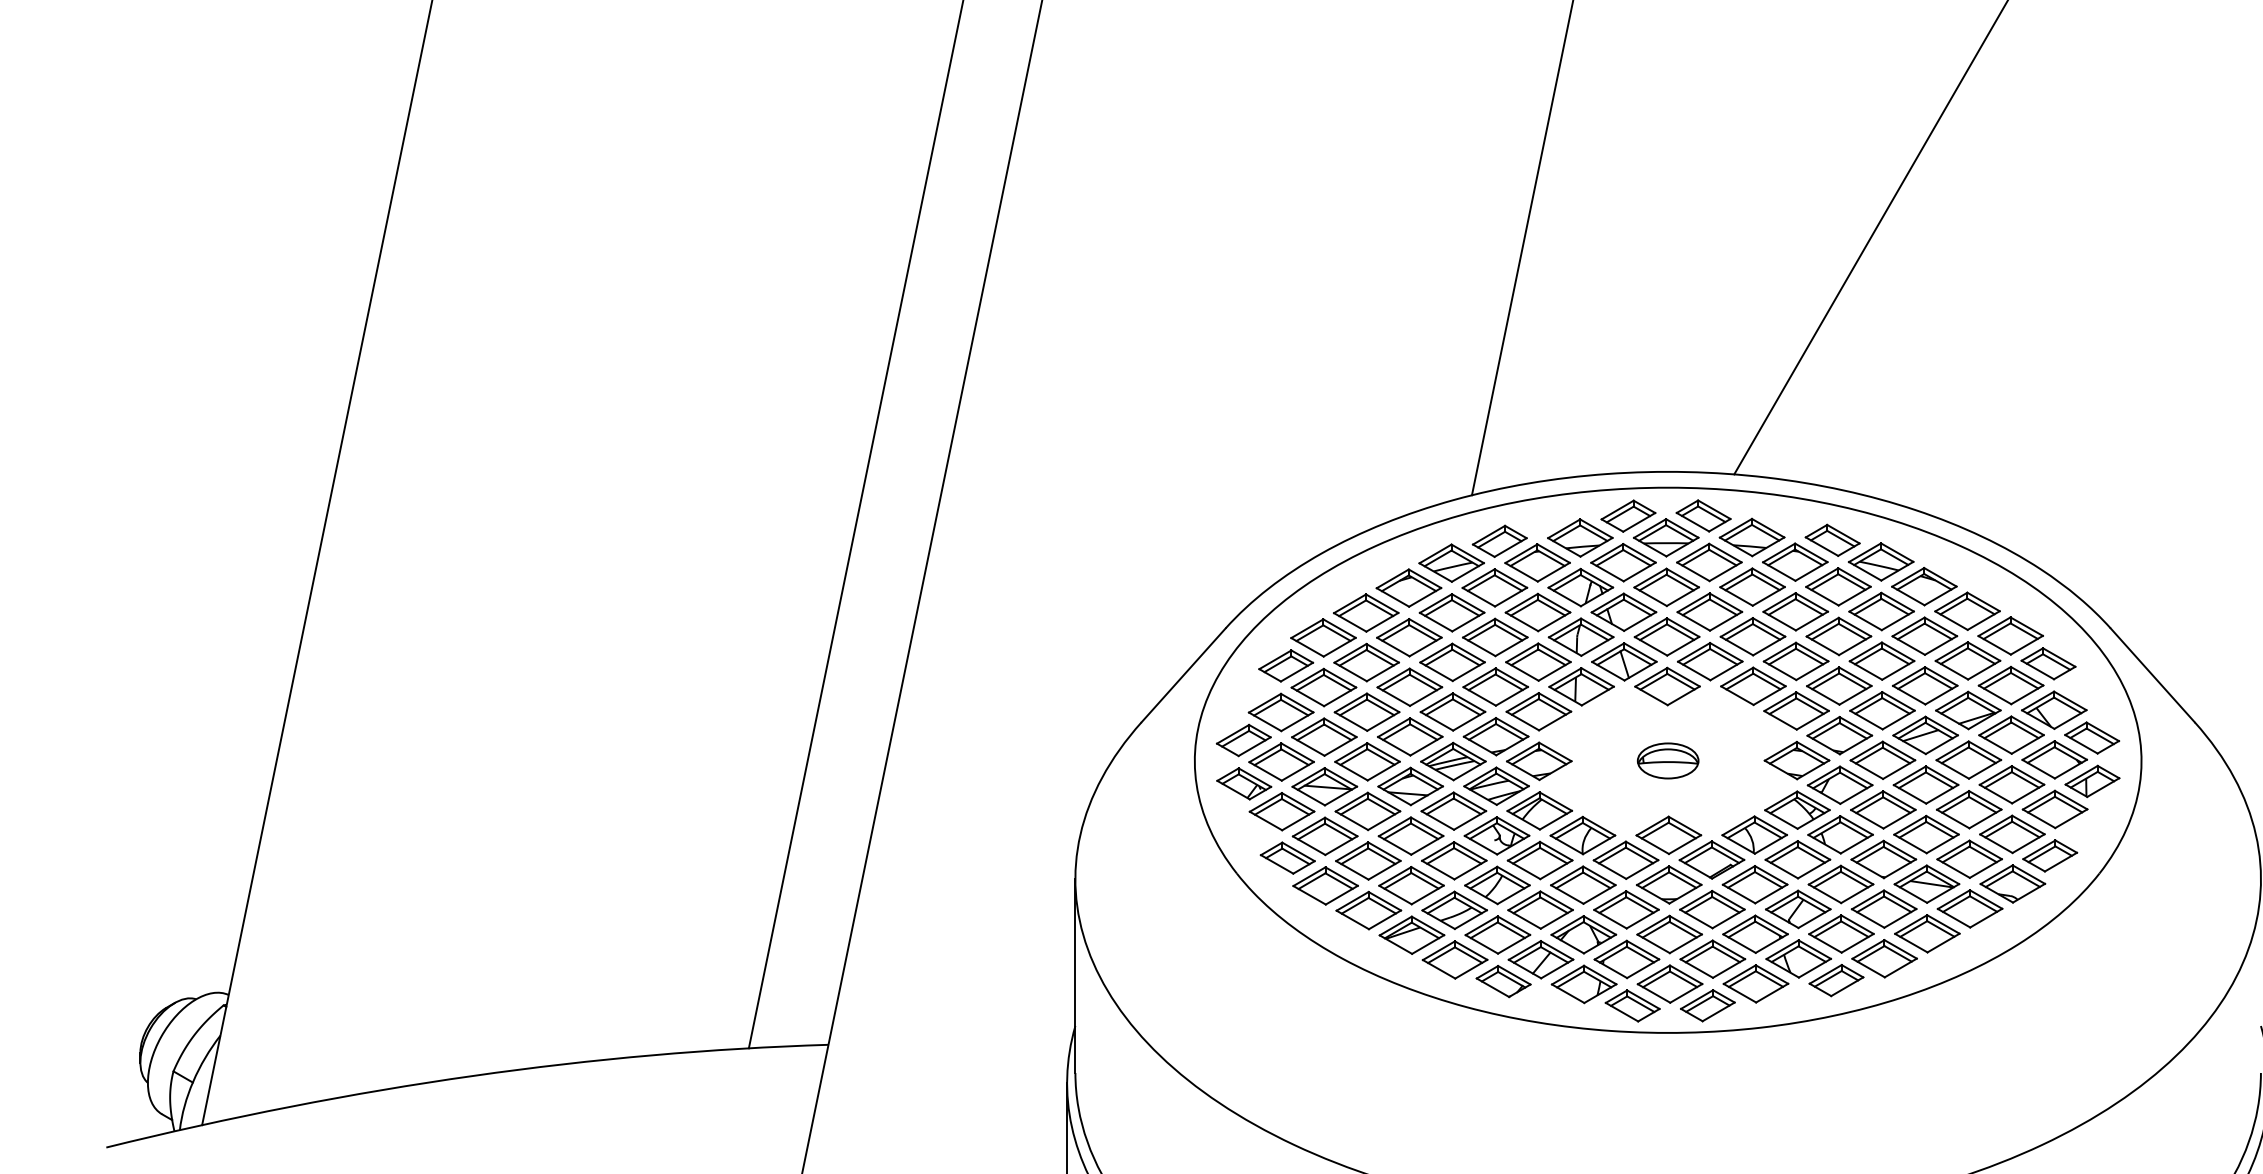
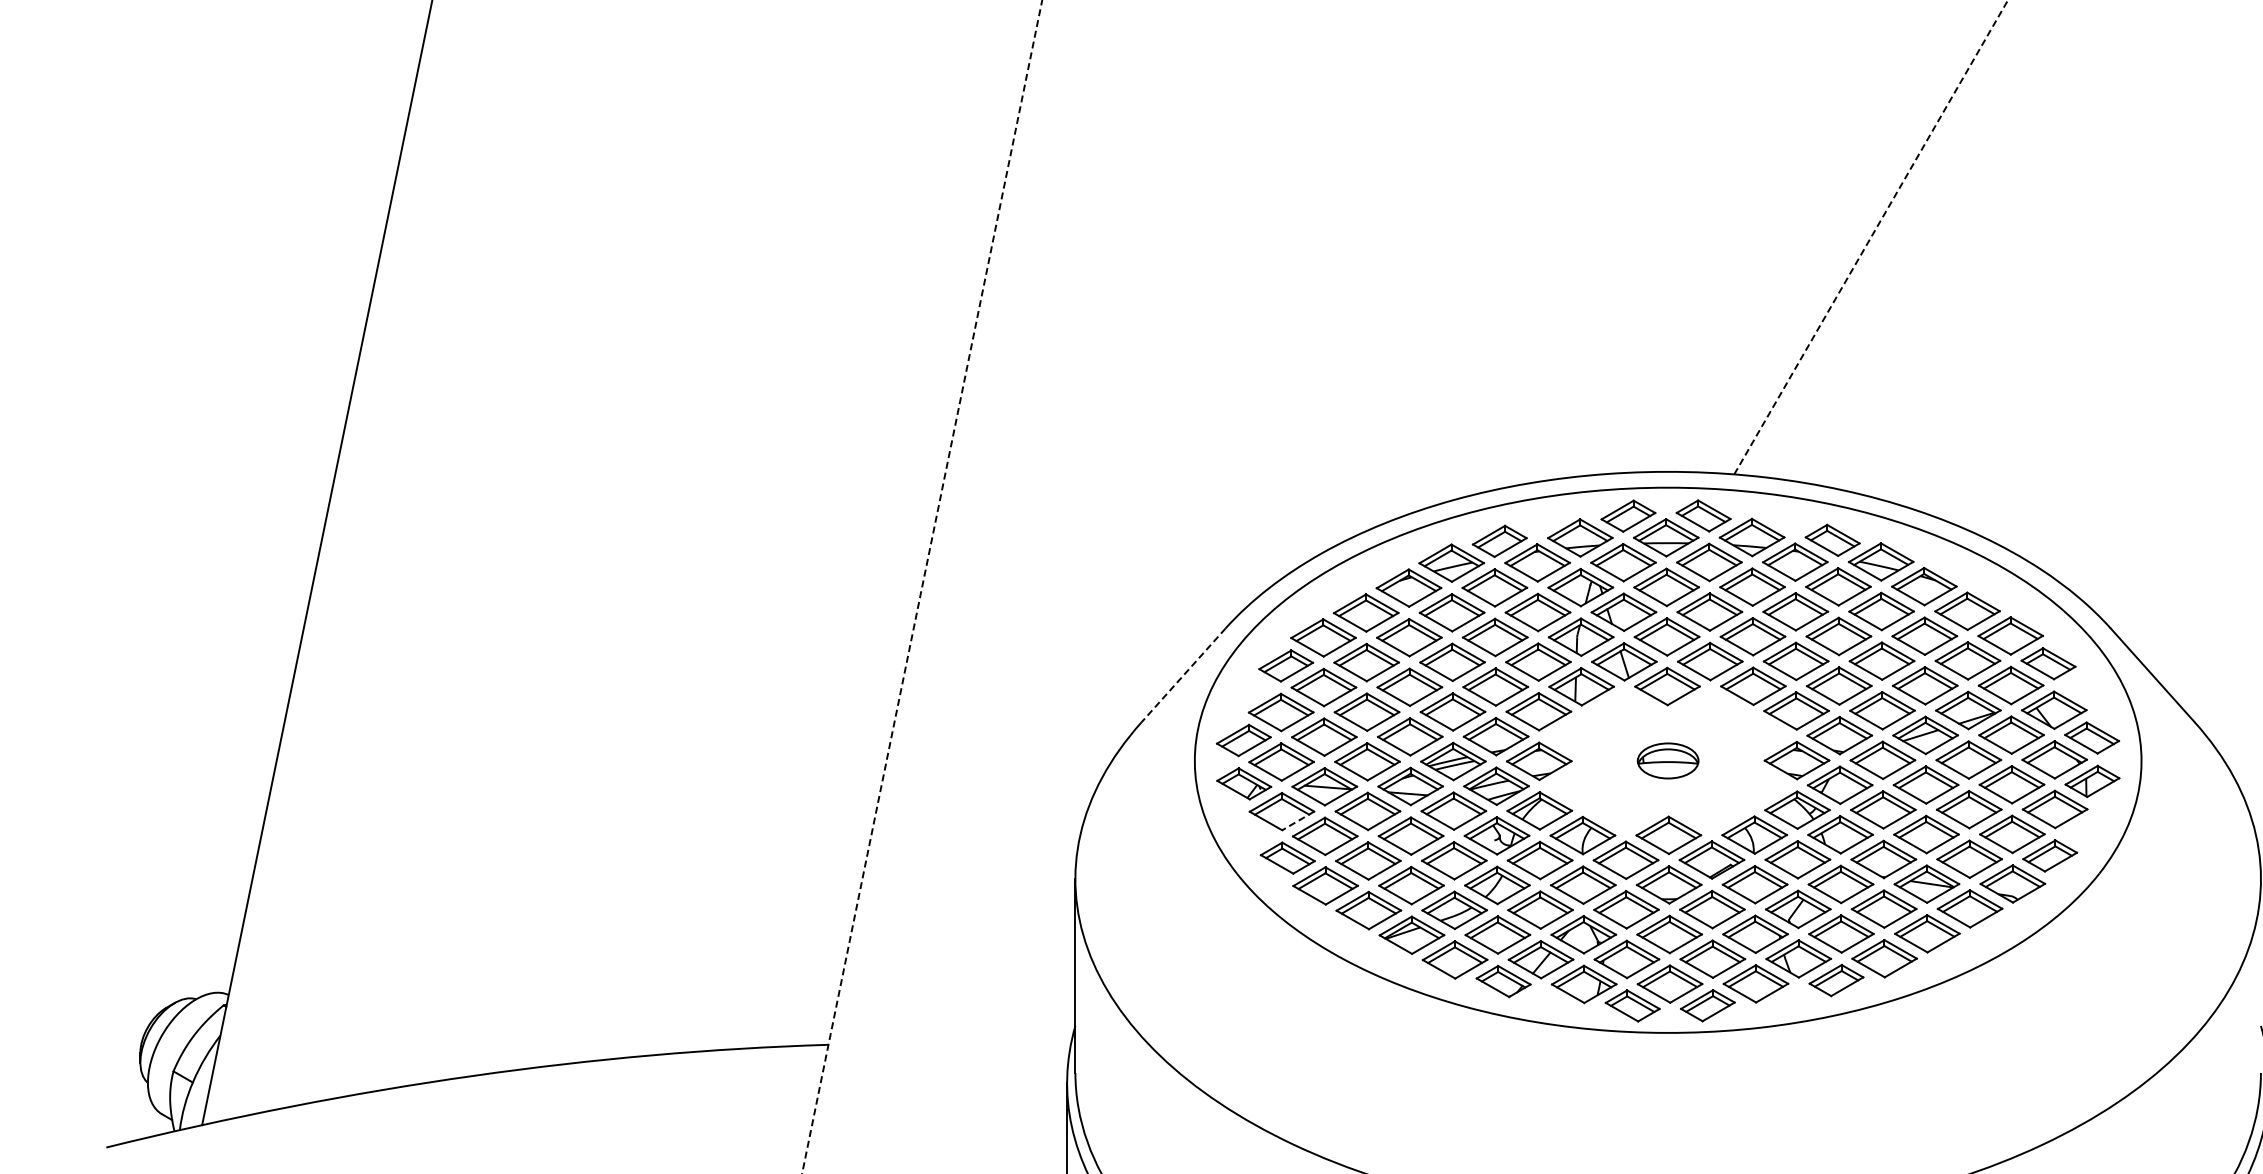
line: solid -> dashed (1871, 237)
line: present -> none (1521, 248)
line: present -> none (855, 525)
line: solid -> dashed (922, 586)
line: solid -> dashed (1183, 675)
line: solid -> dashed (1298, 820)
